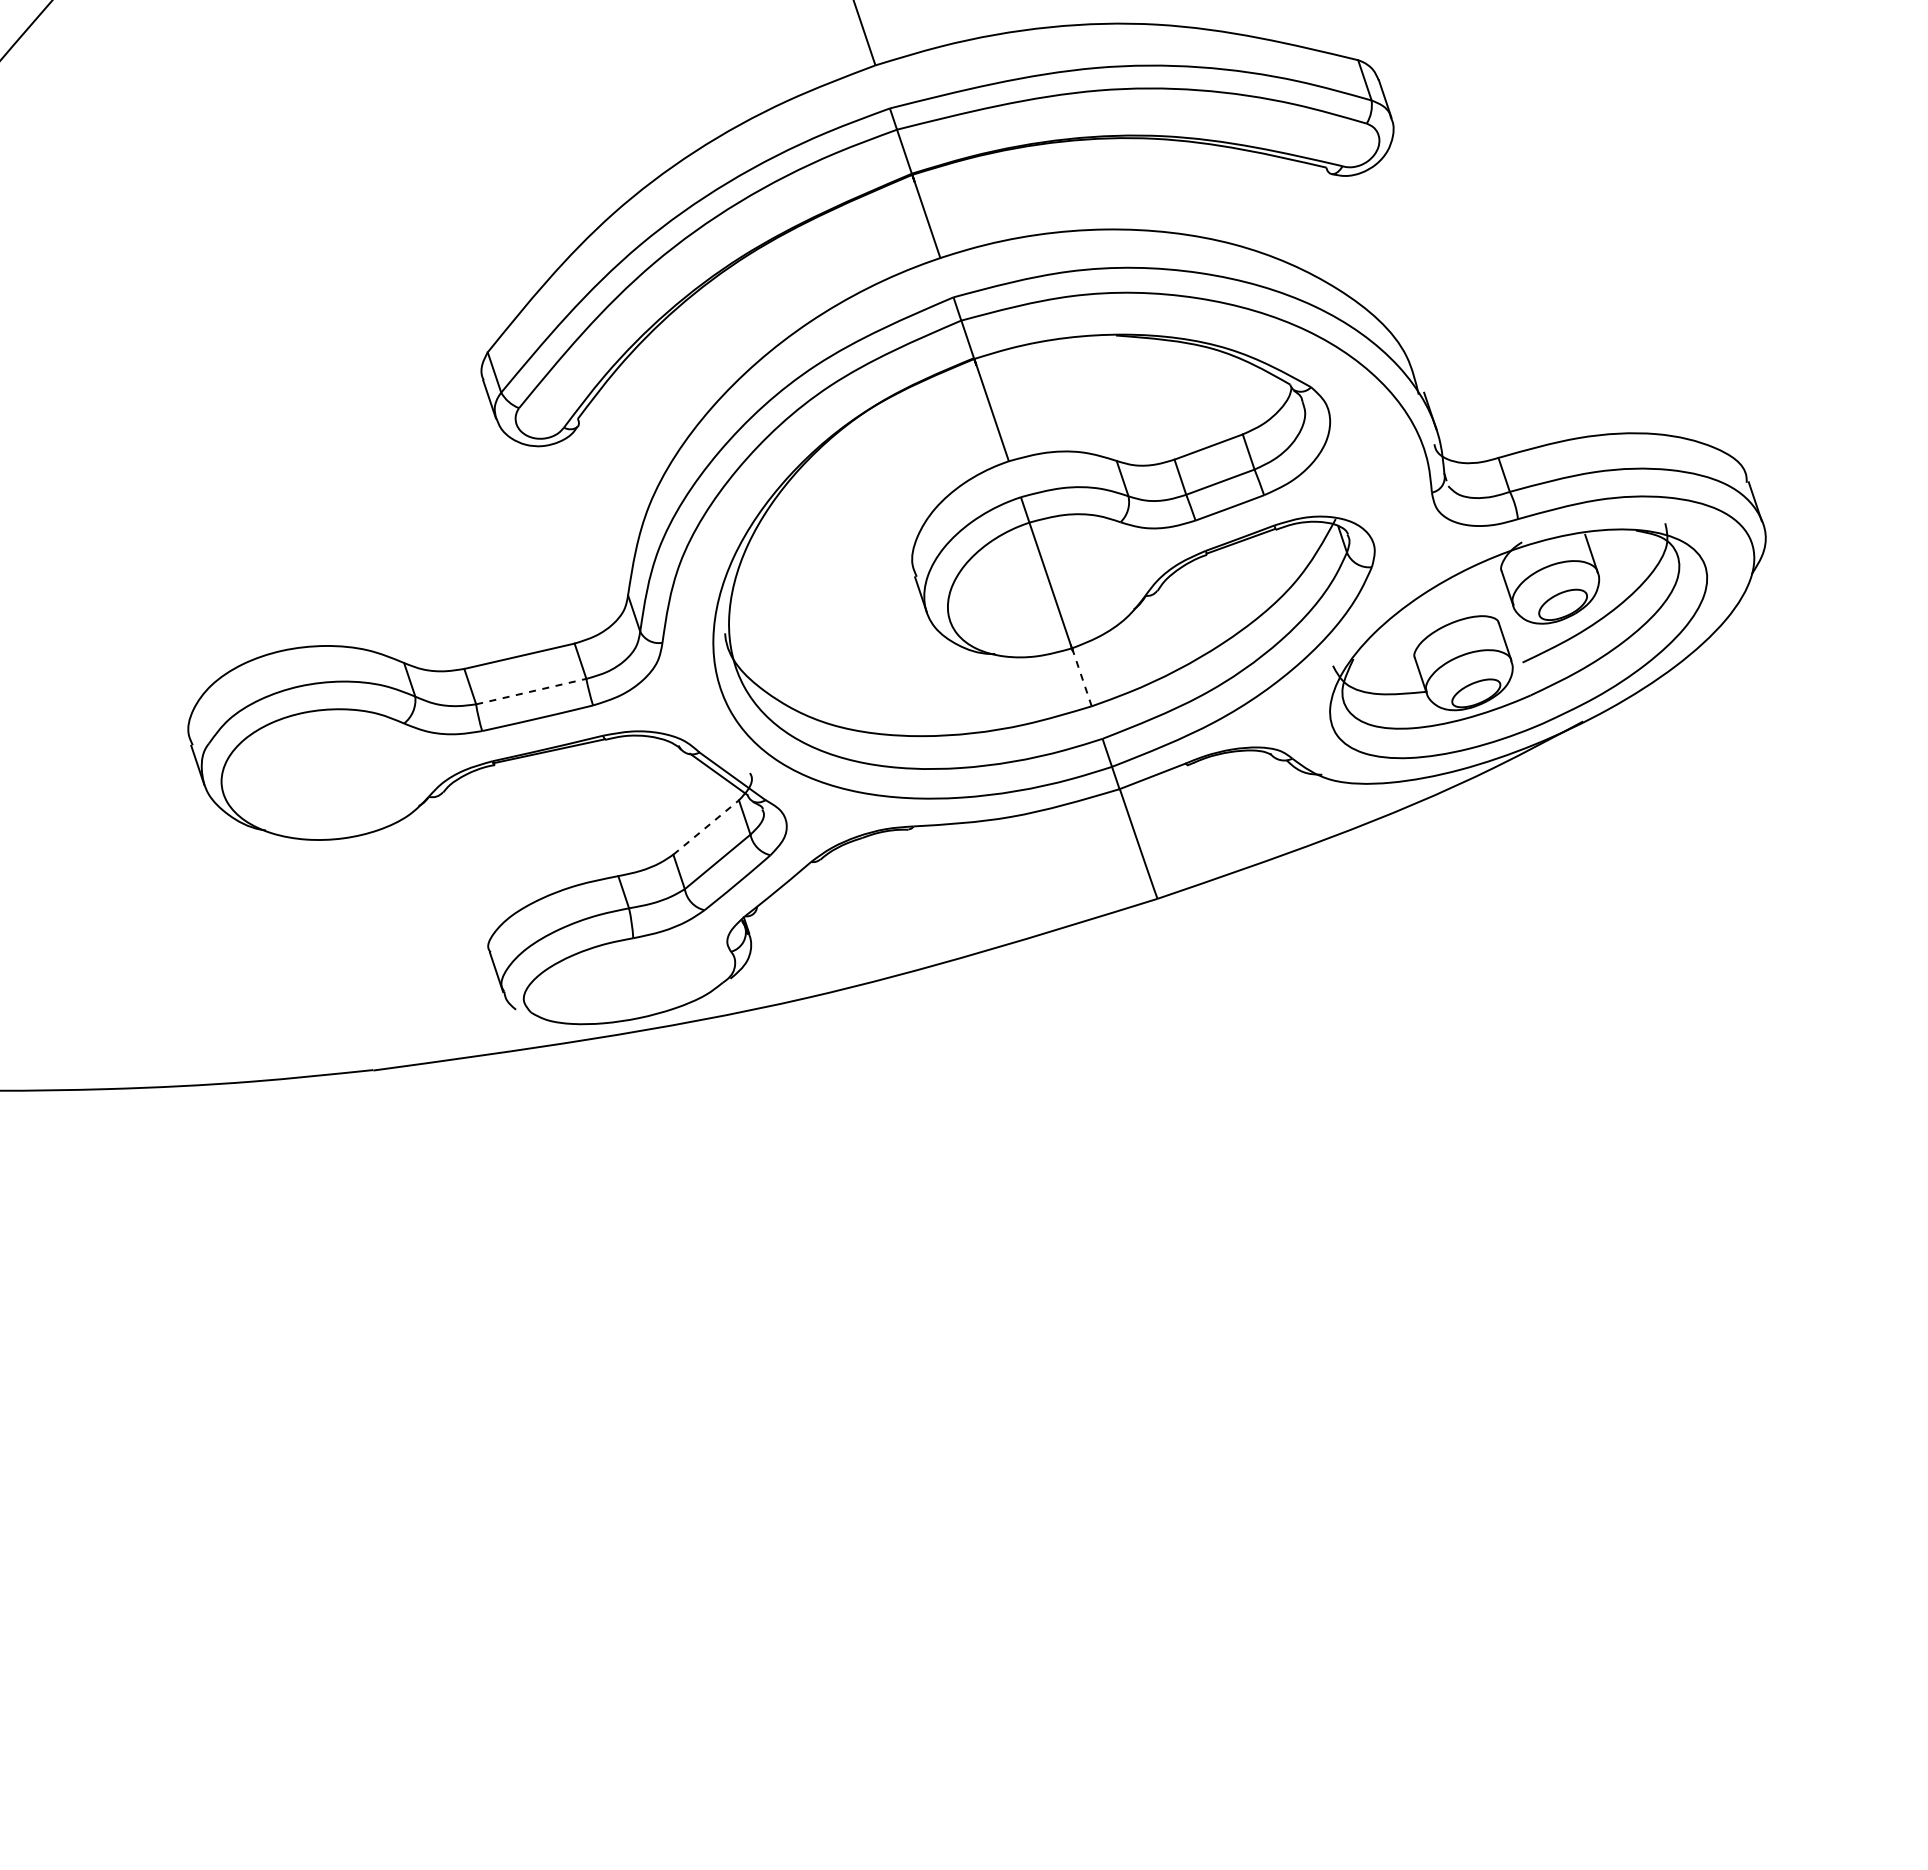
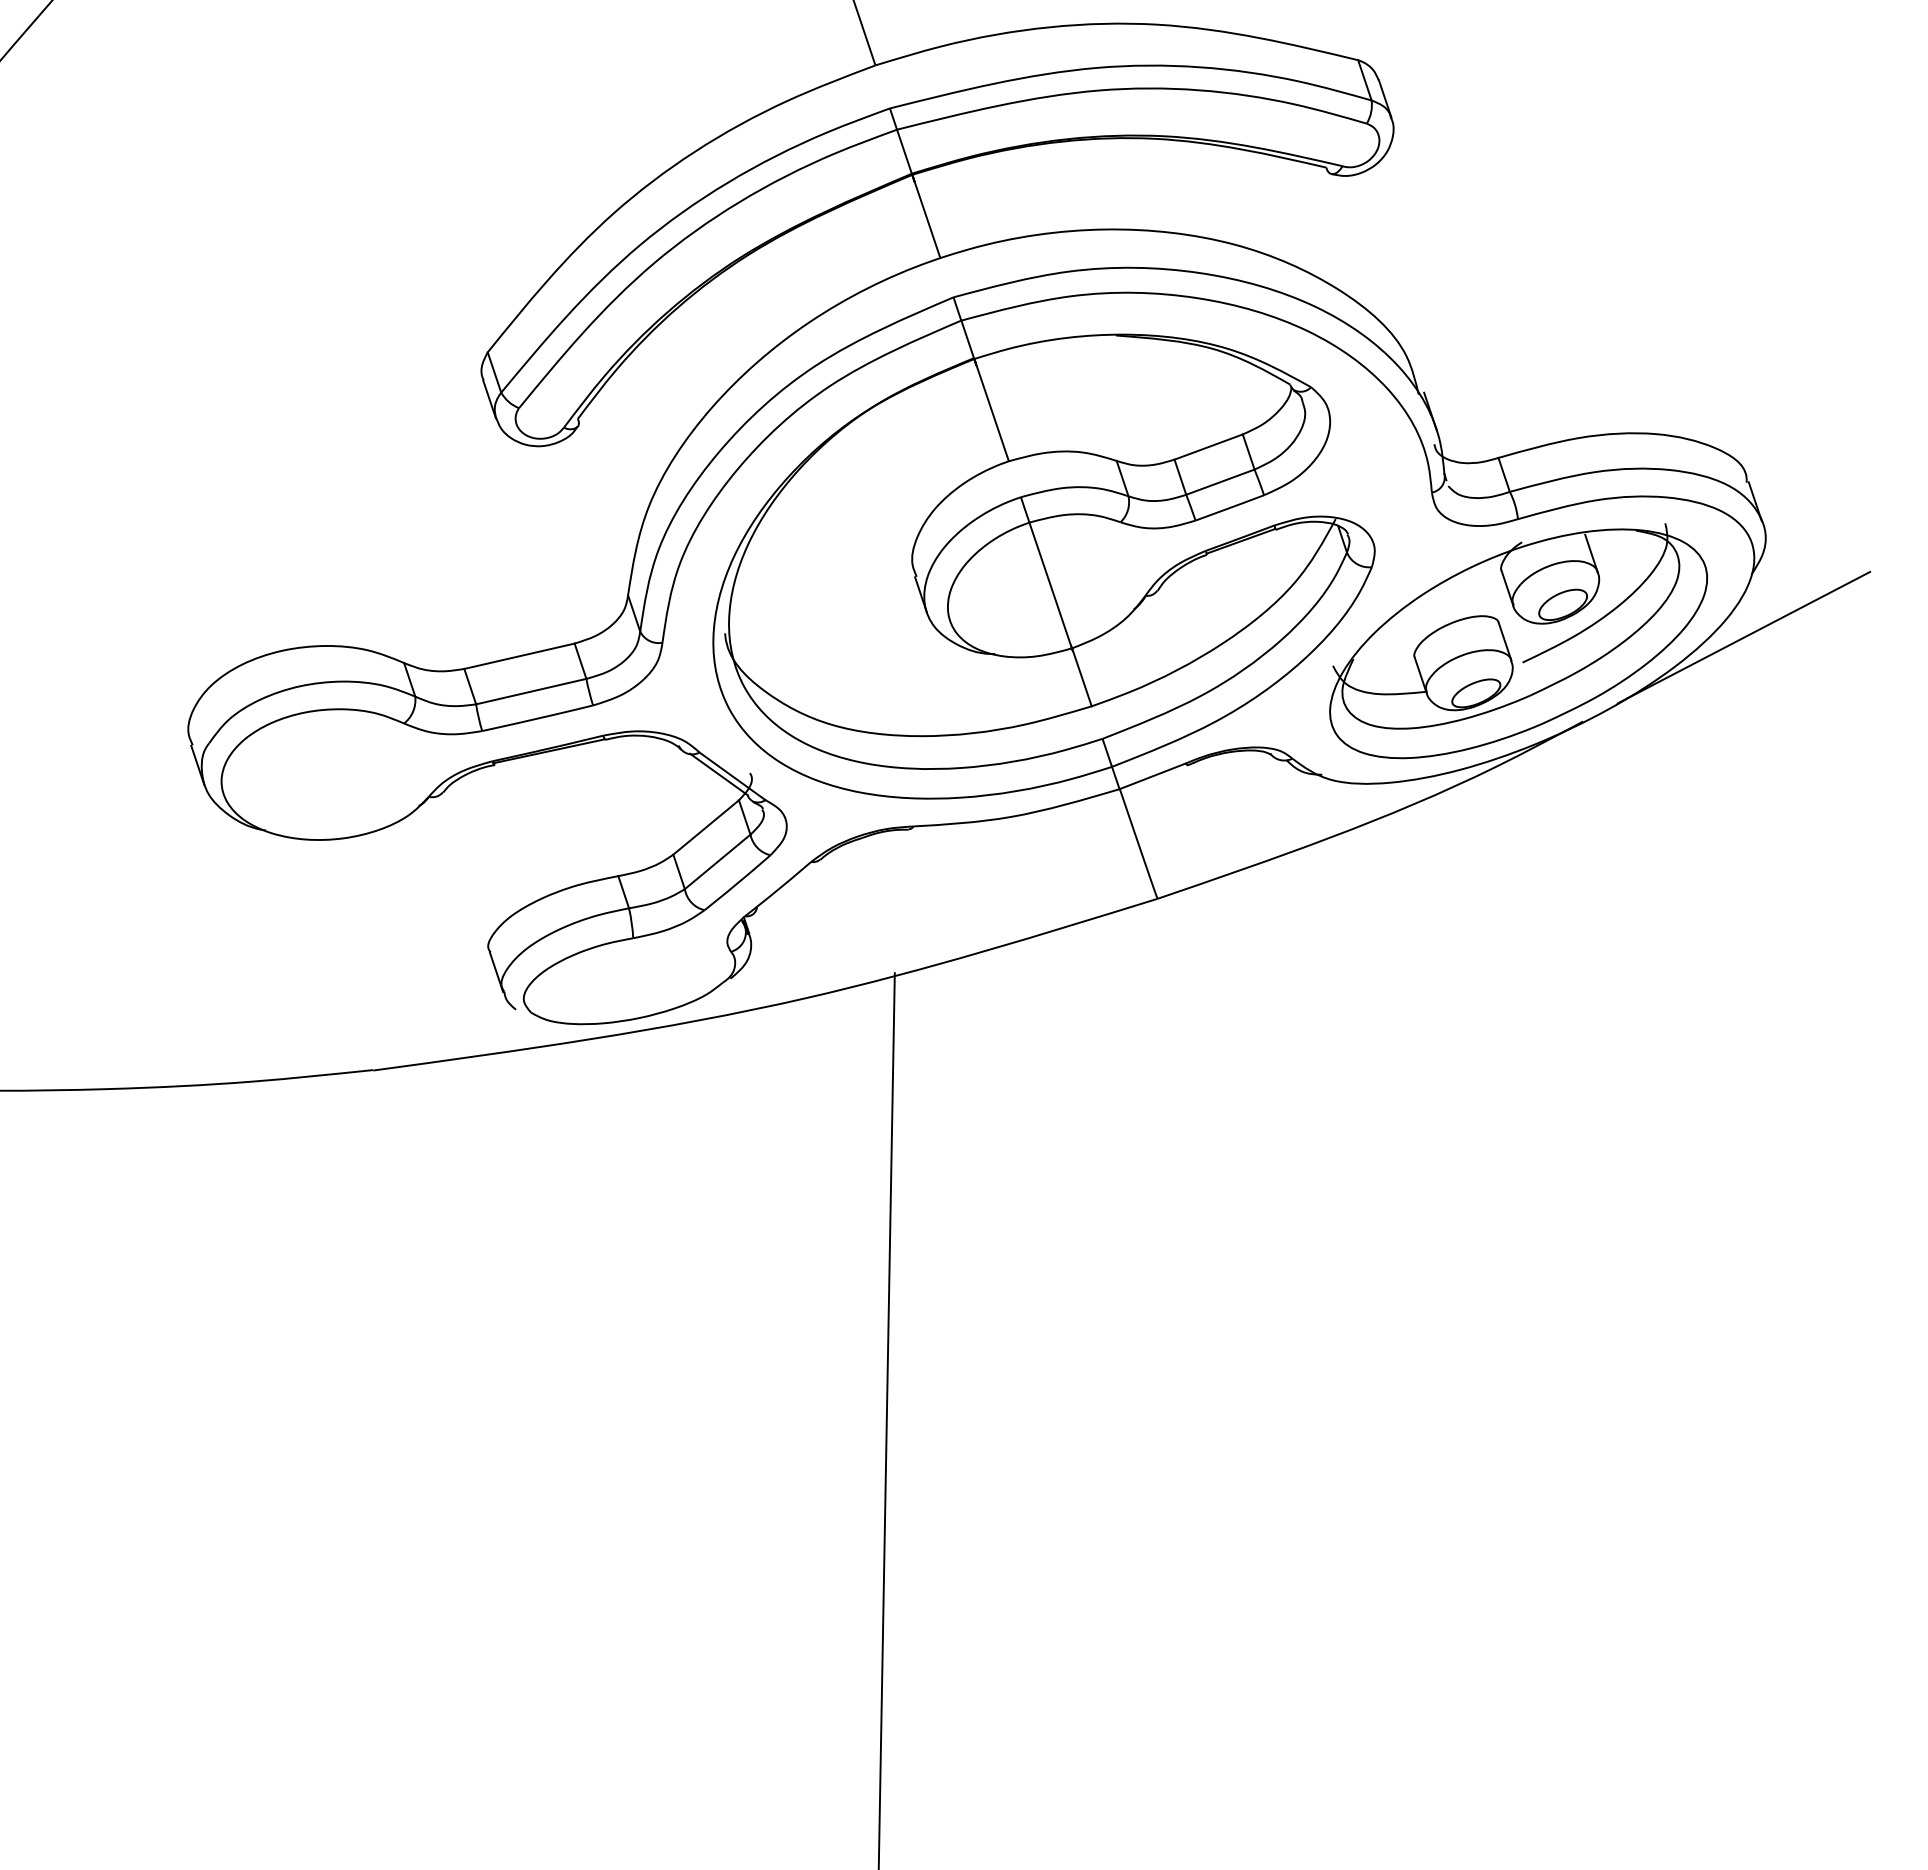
line: none -> present (1743, 637)
line: dashed -> solid (1081, 677)
line: dashed -> solid (531, 691)
line: dashed -> solid (706, 827)
line: none -> present (886, 1419)
